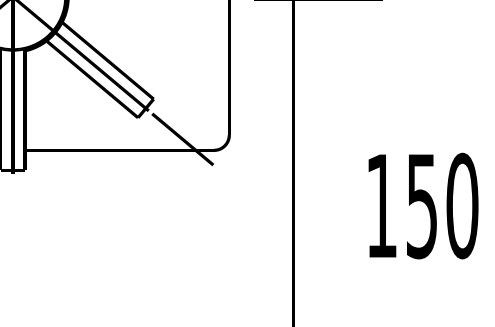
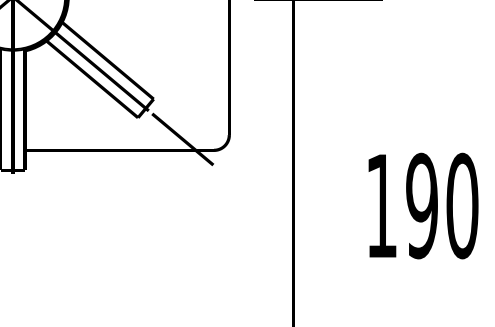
text: 150 -> 190 (421, 205)
